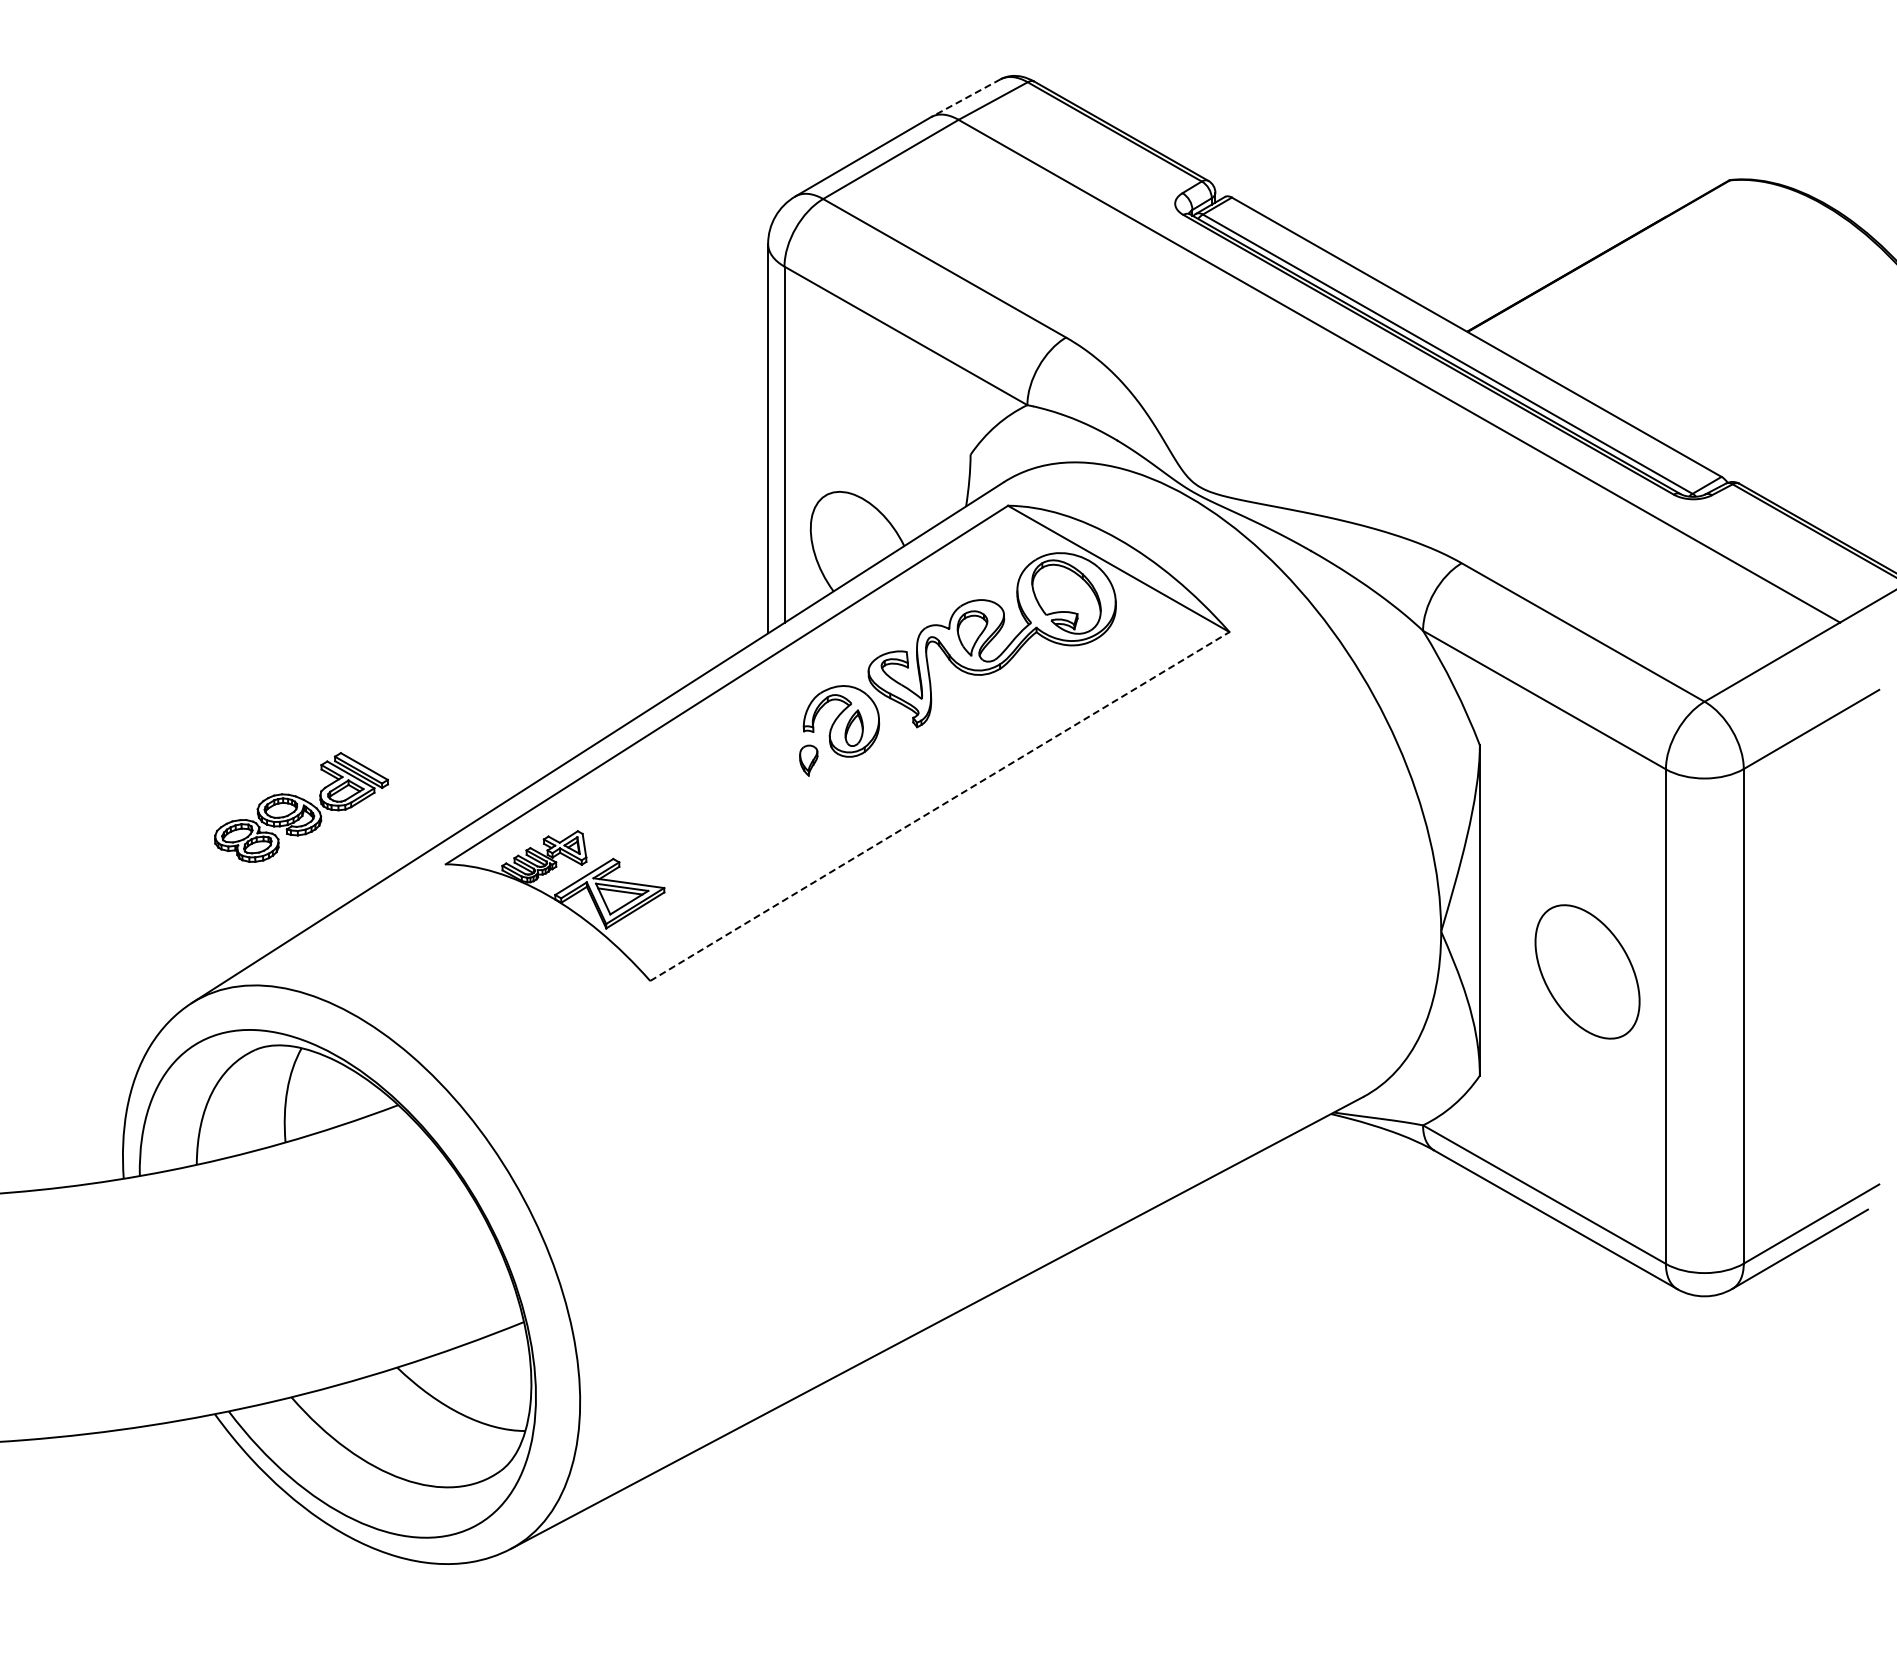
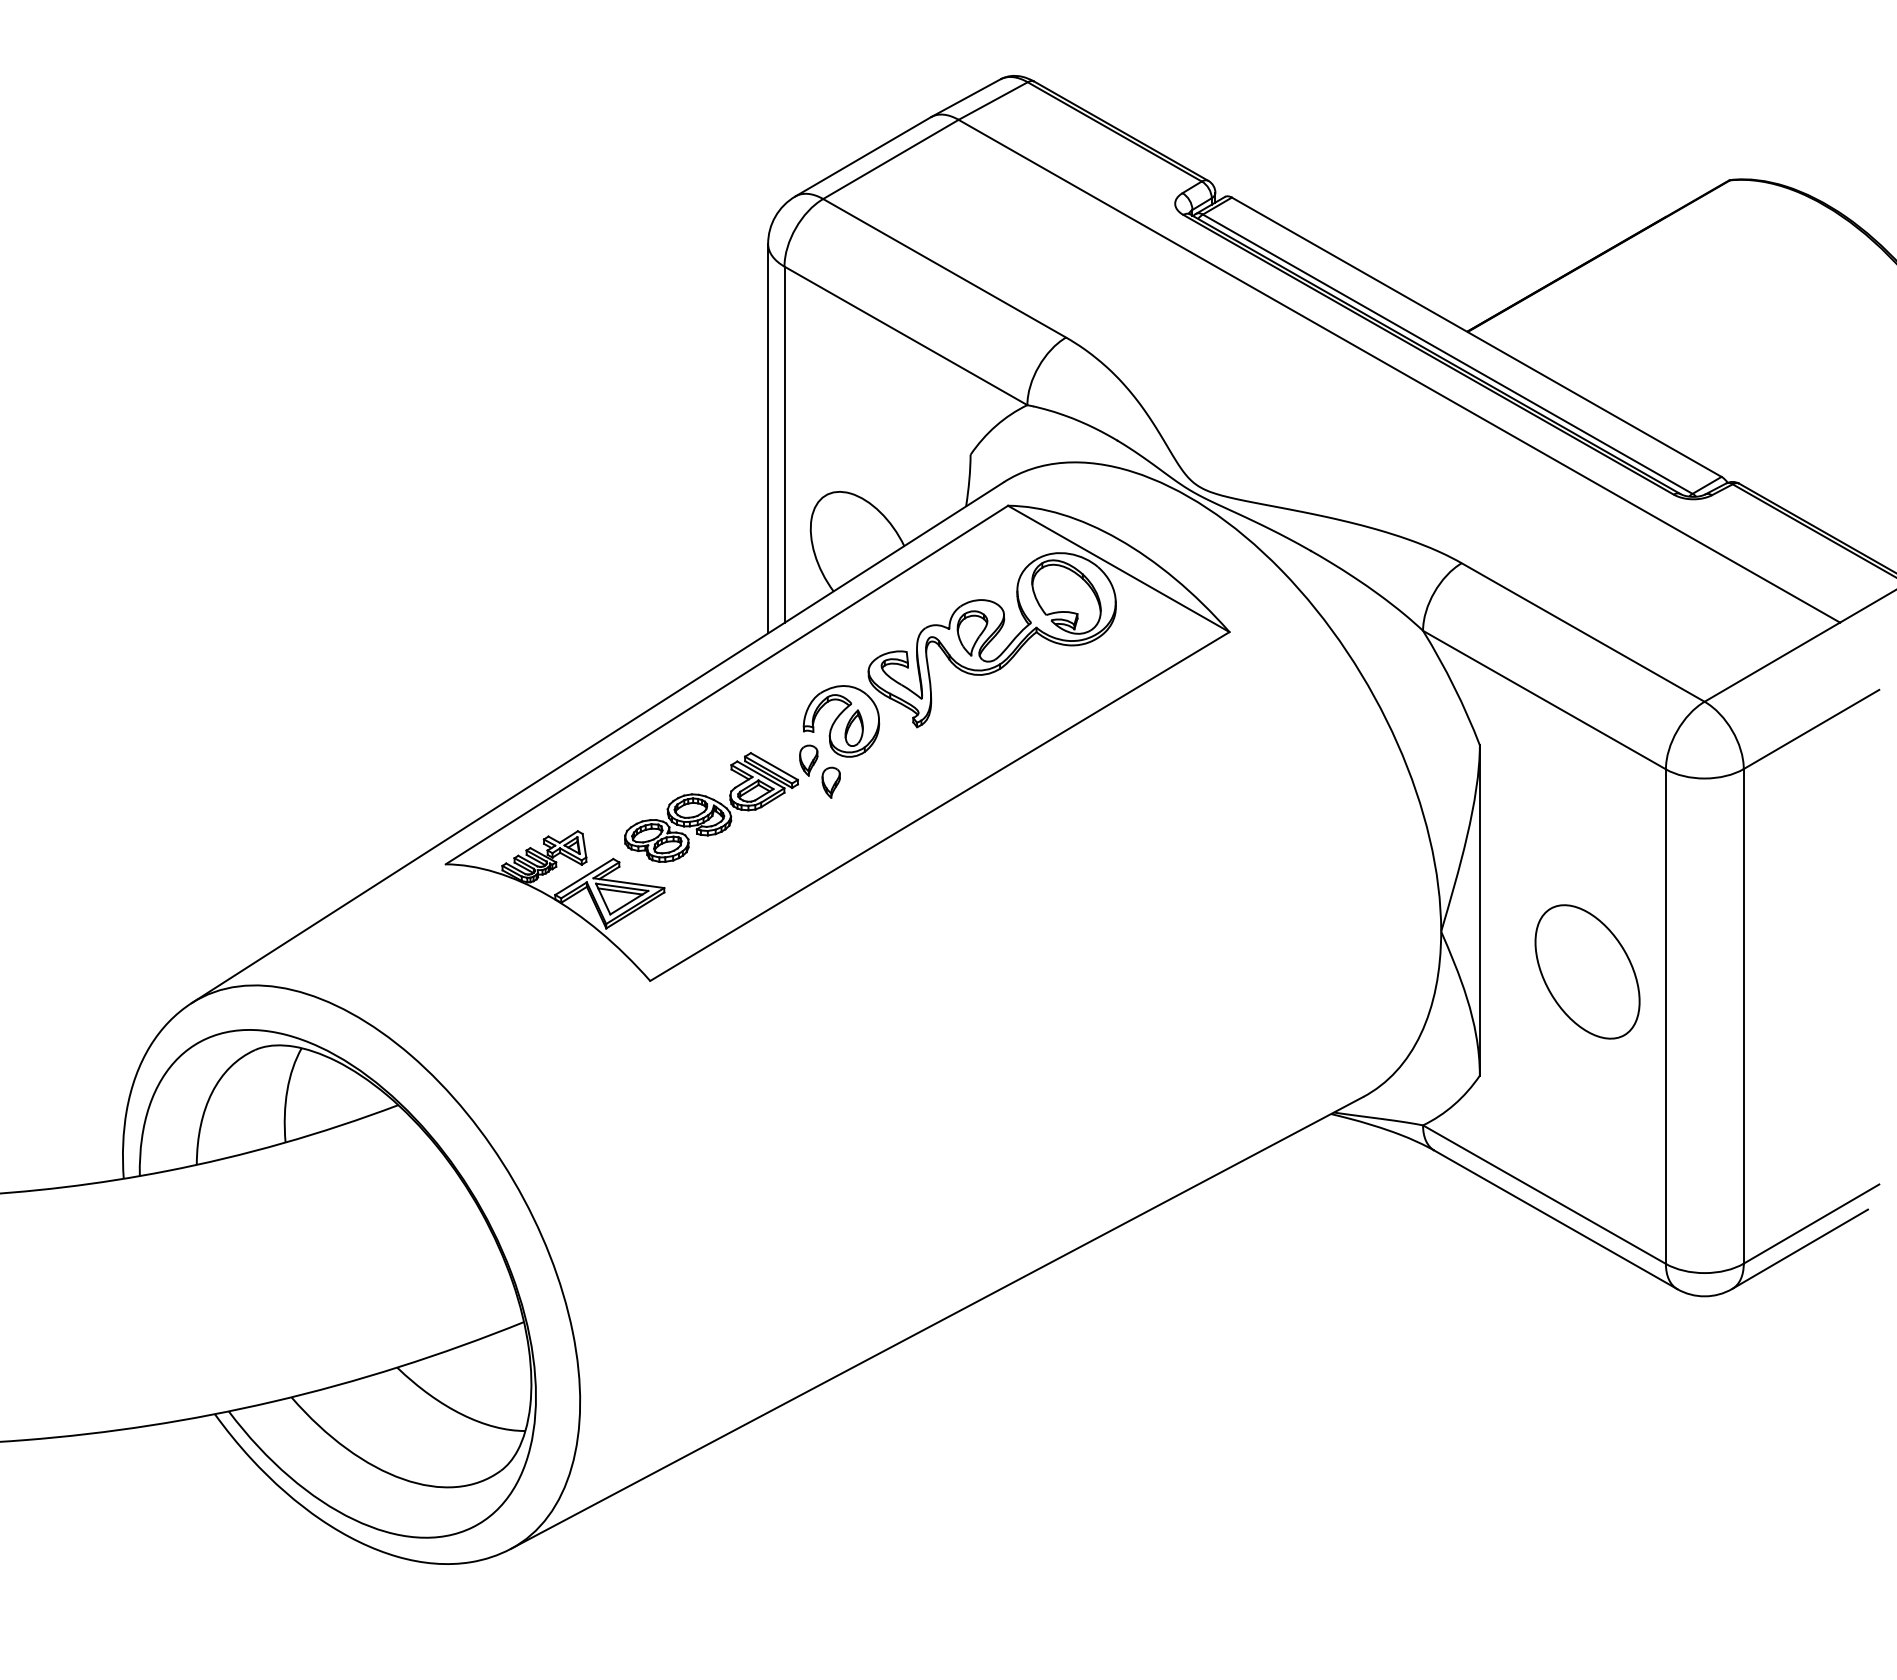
line: dashed -> solid (965, 98)
part: none -> present (830, 782)
line: dashed -> solid (940, 806)
part position: (301, 807) -> (711, 807) (711, 807)
